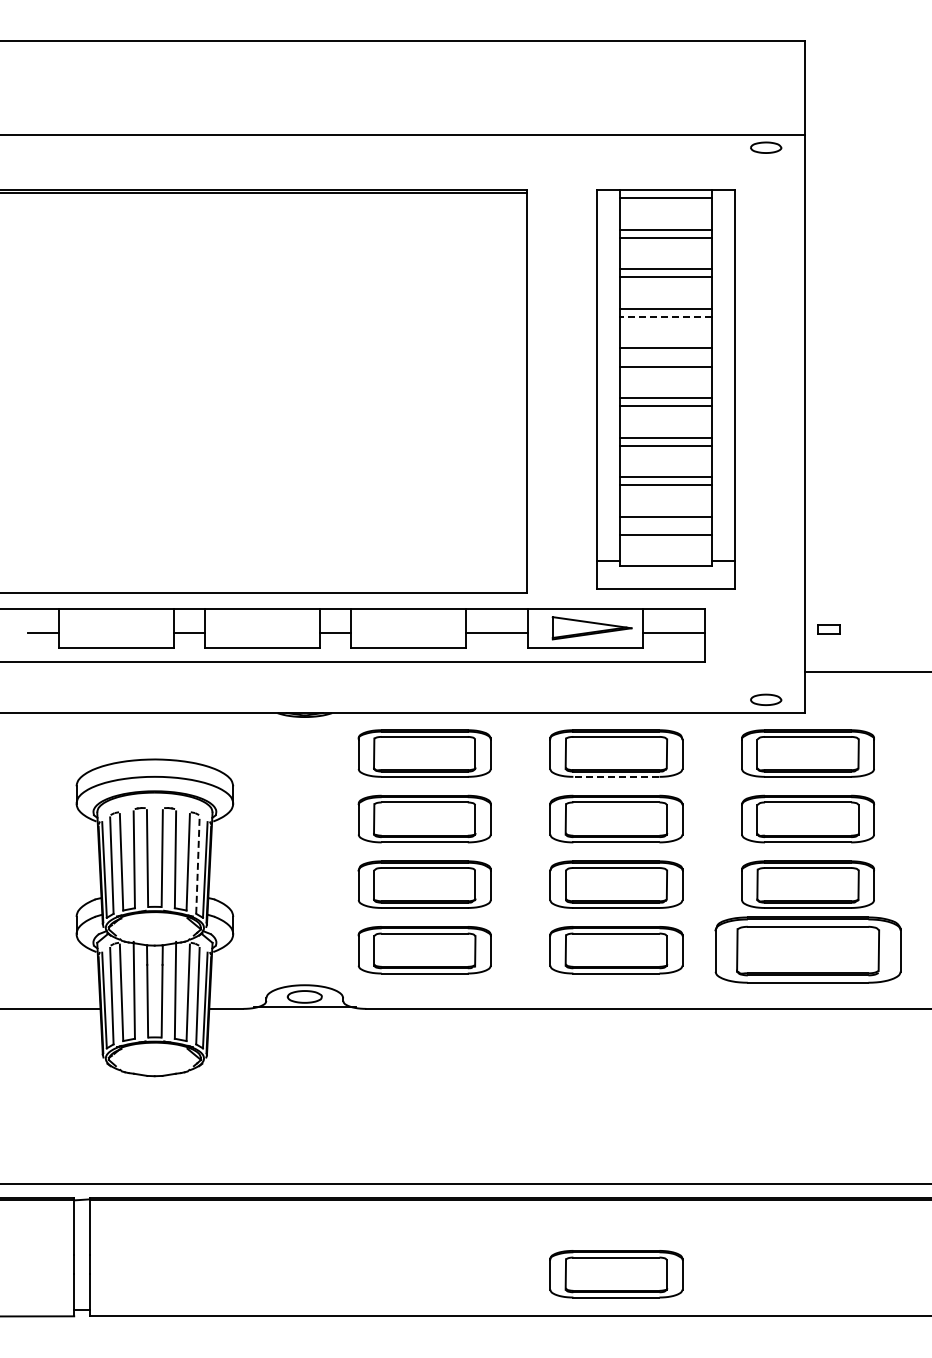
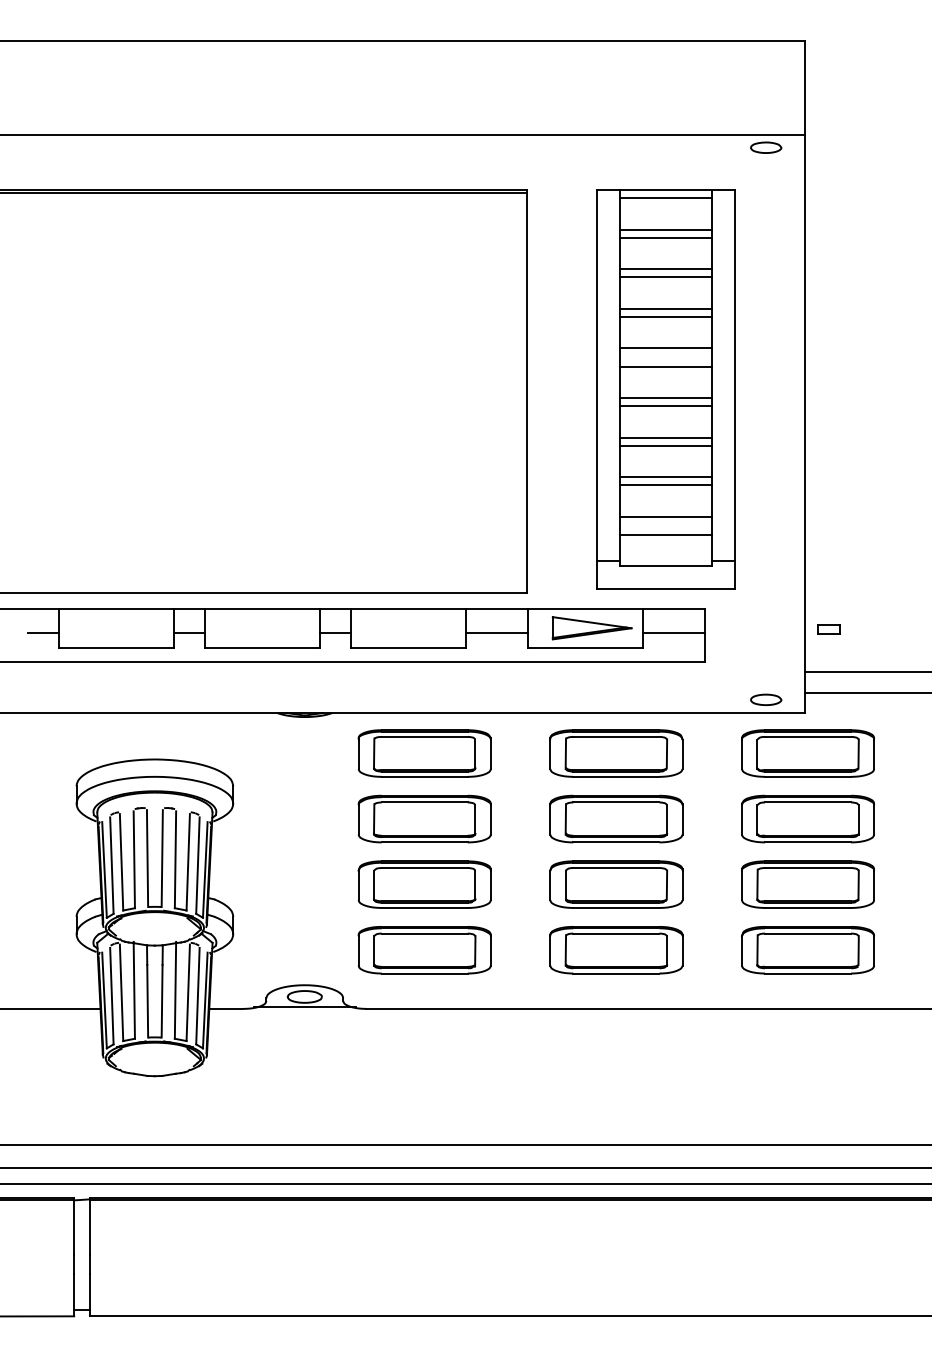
line: dashed -> solid (665, 316)
line: none -> present (866, 693)
line: dashed -> solid (615, 776)
line: dashed -> solid (197, 865)
part size: 188x68 px -> 134x49 px (807, 950)
line: none -> present (465, 1145)
line: none -> present (465, 1168)
part: present -> none (616, 1274)
